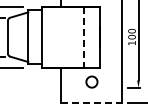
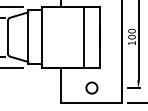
line: dashed -> solid (84, 37)
circle position: (91, 81) -> (91, 87) (91, 87)
line: dashed -> solid (91, 103)
